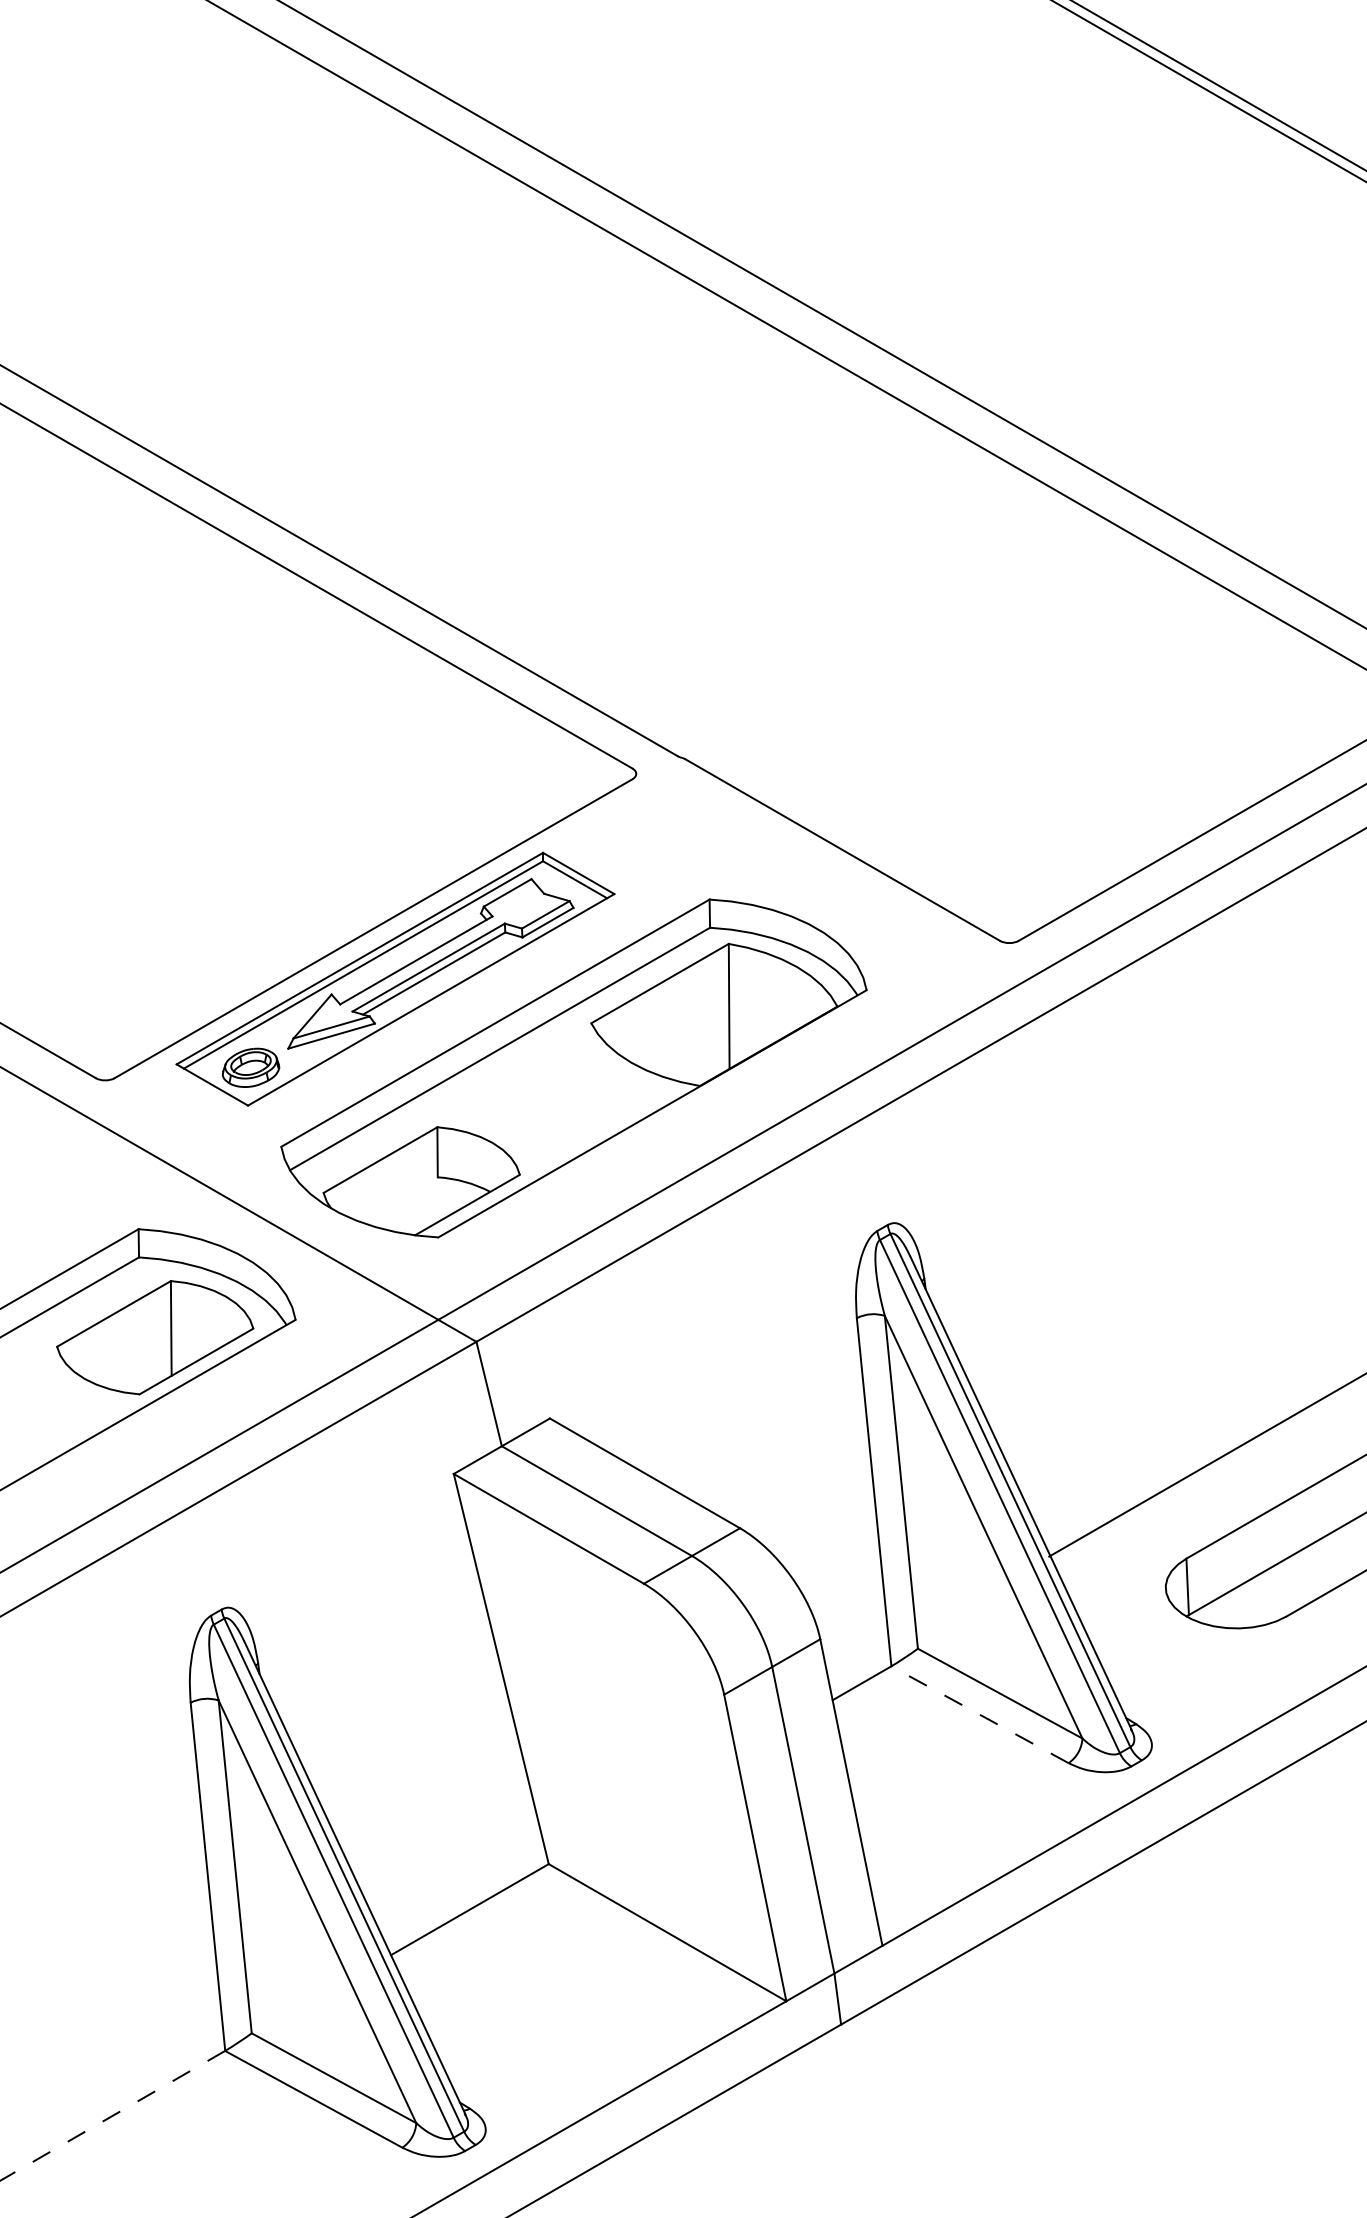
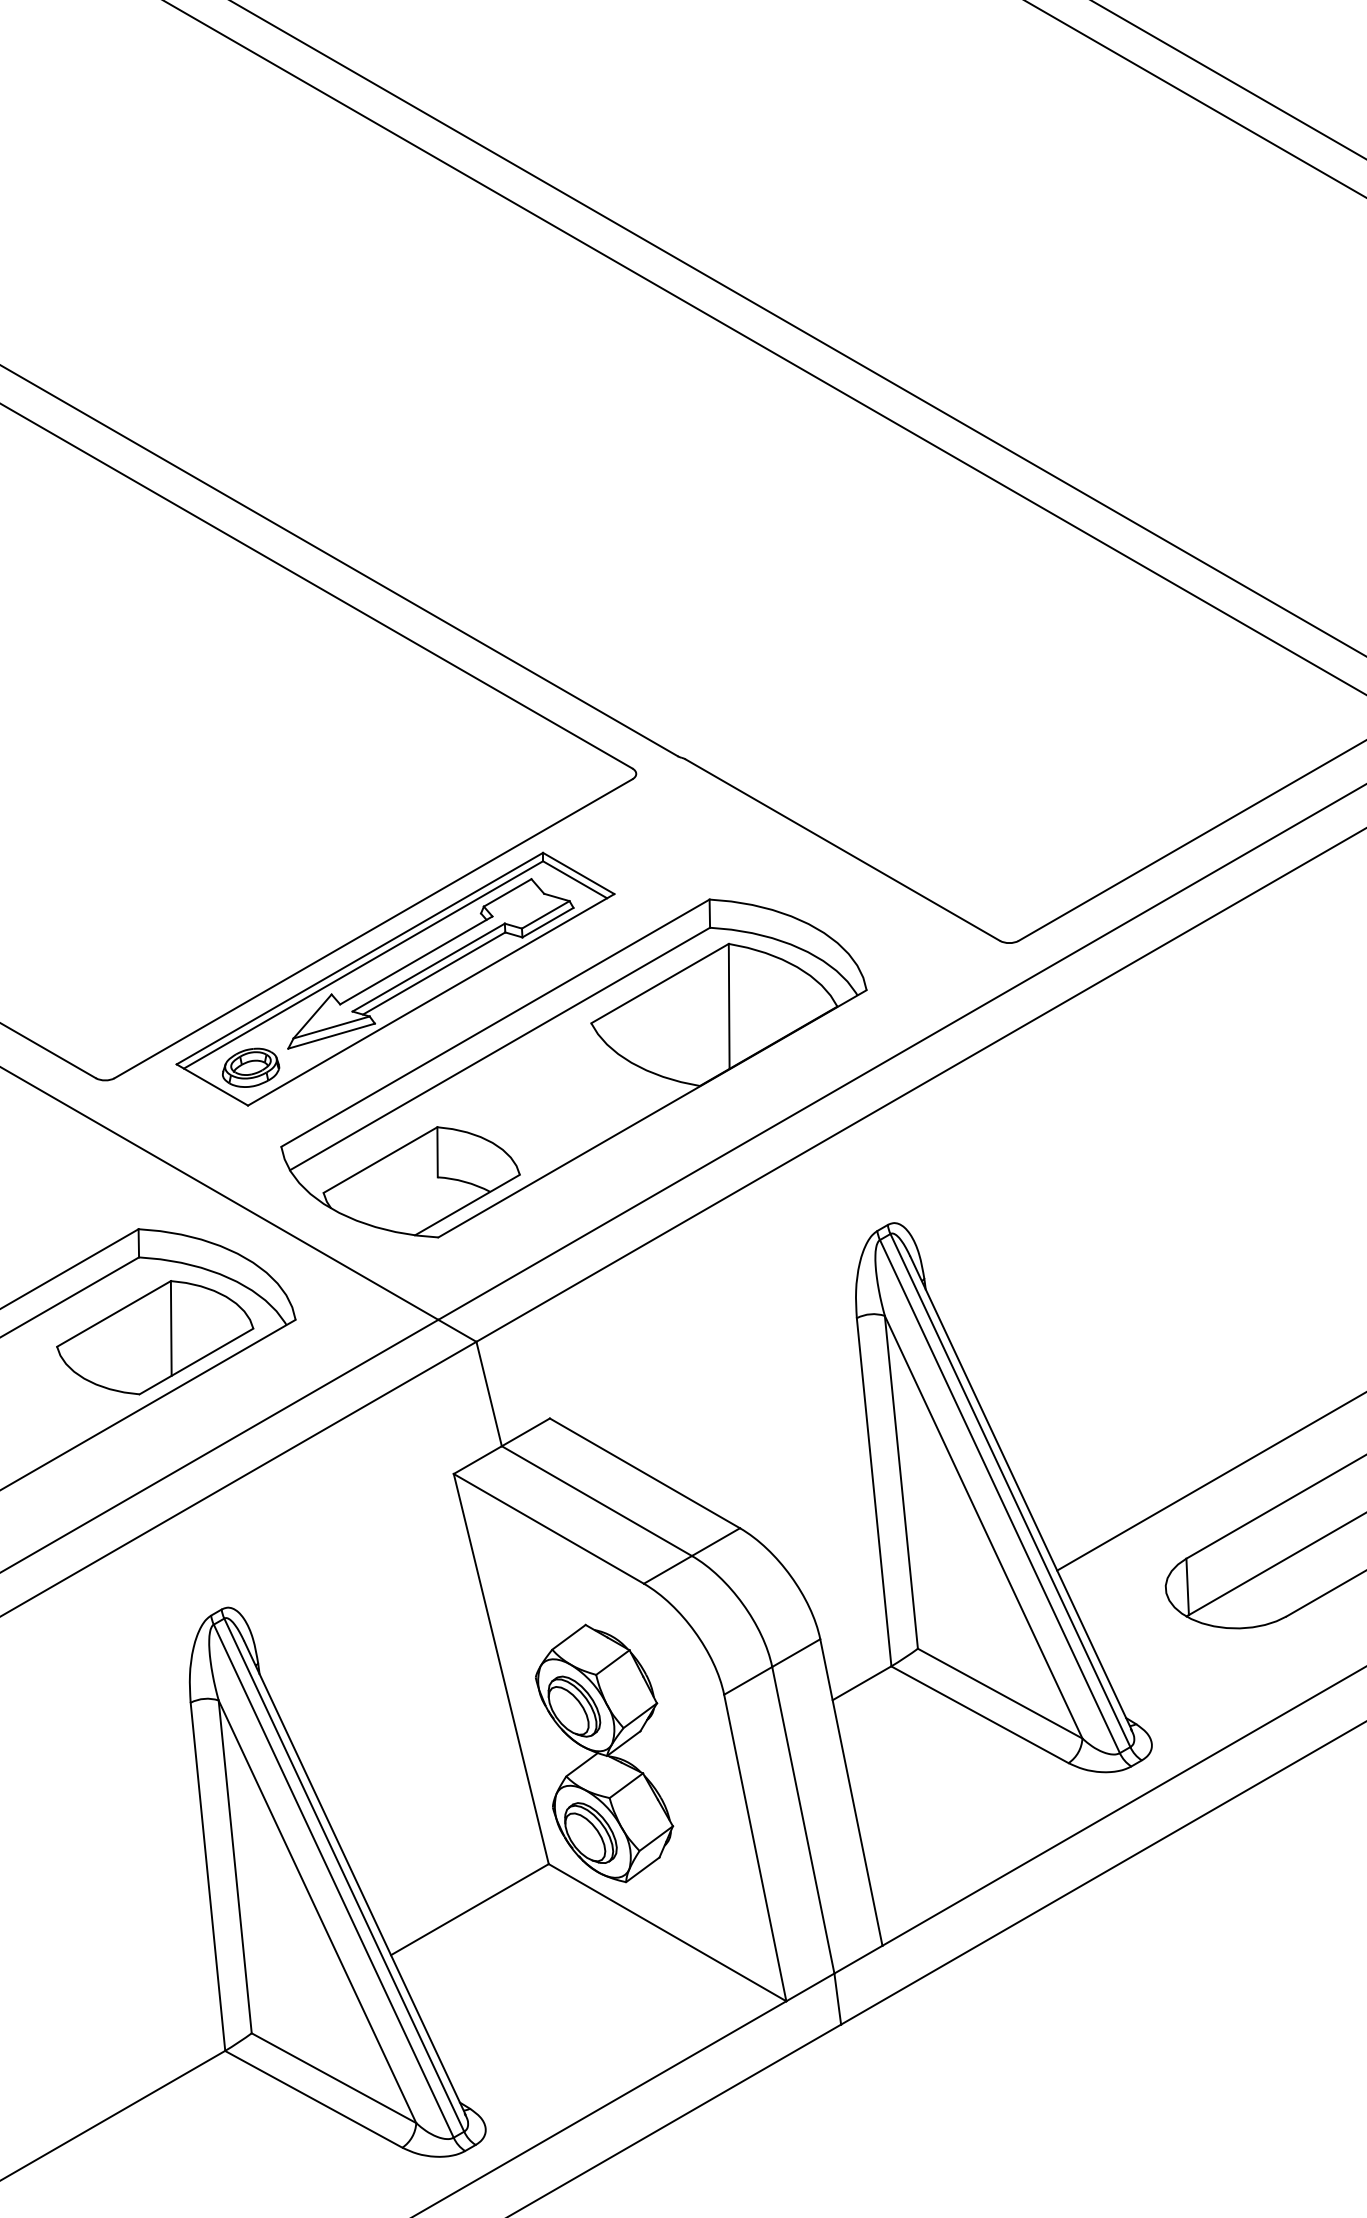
line position: (1218, 85) -> (1195, 99) (1195, 99)
line position: (1208, 91) -> (1228, 79) (1228, 79)
line position: (822, 314) -> (798, 328) (798, 328)
line position: (786, 335) -> (764, 347) (764, 347)
line position: (1206, 1465) -> (1210, 1481) (1210, 1481)
line: dashed -> solid (979, 1714)
part: none -> present (604, 1753)
line: dashed -> solid (112, 2115)
